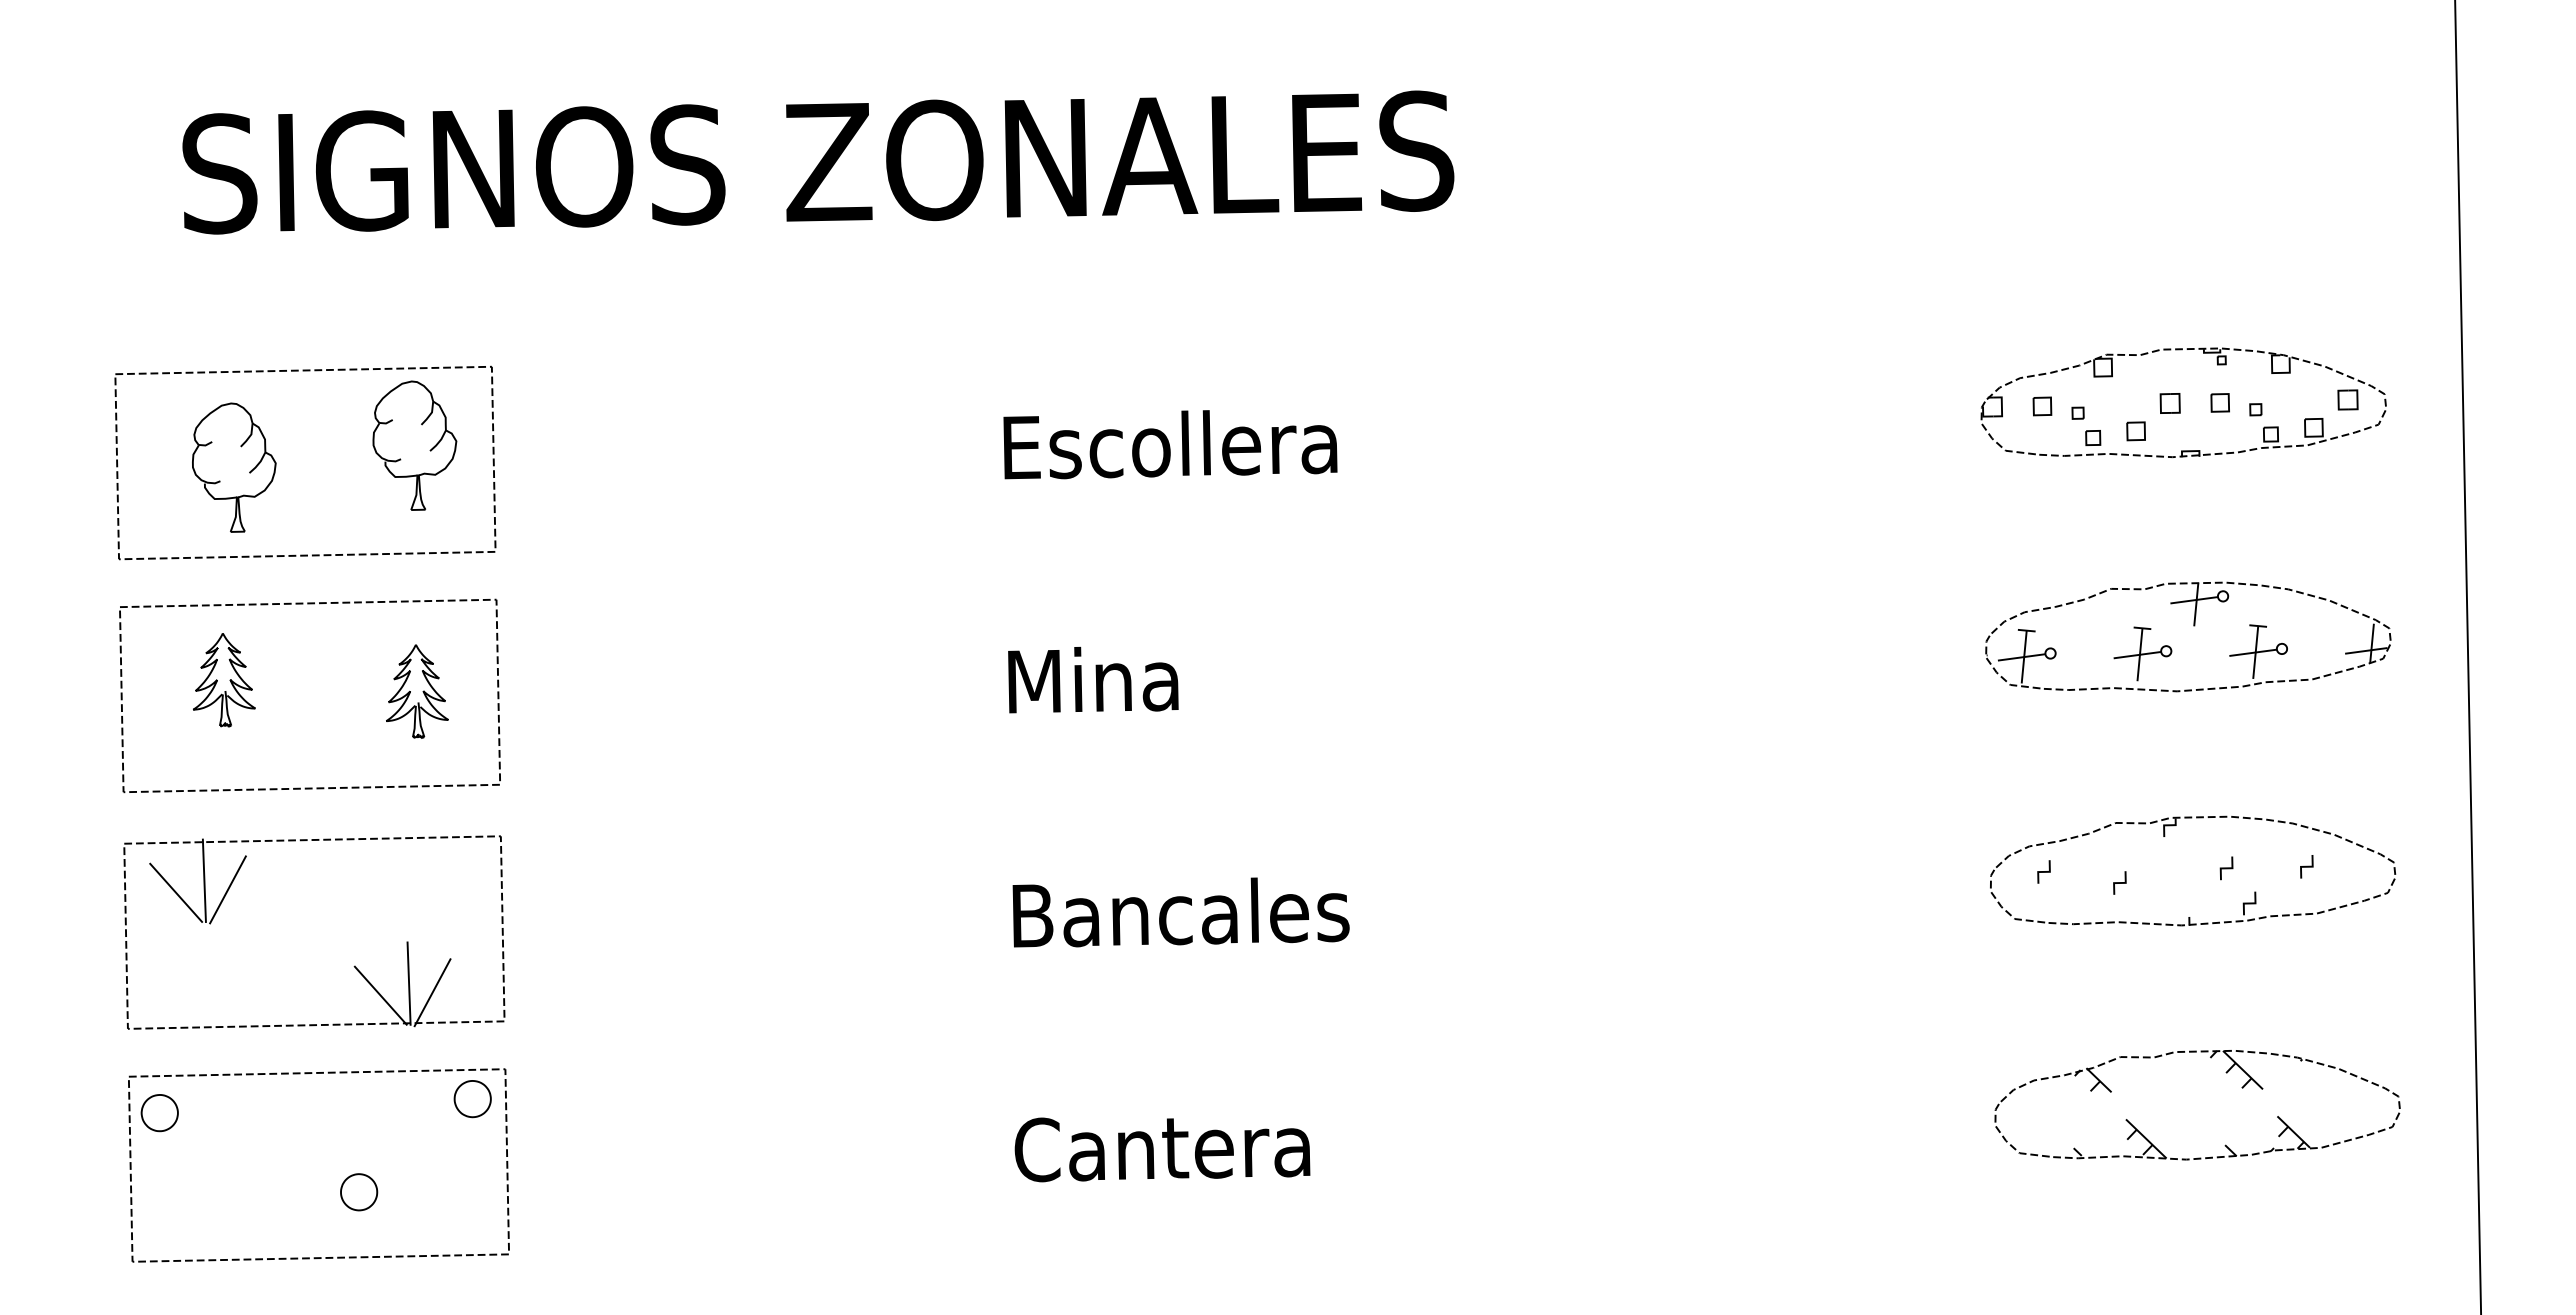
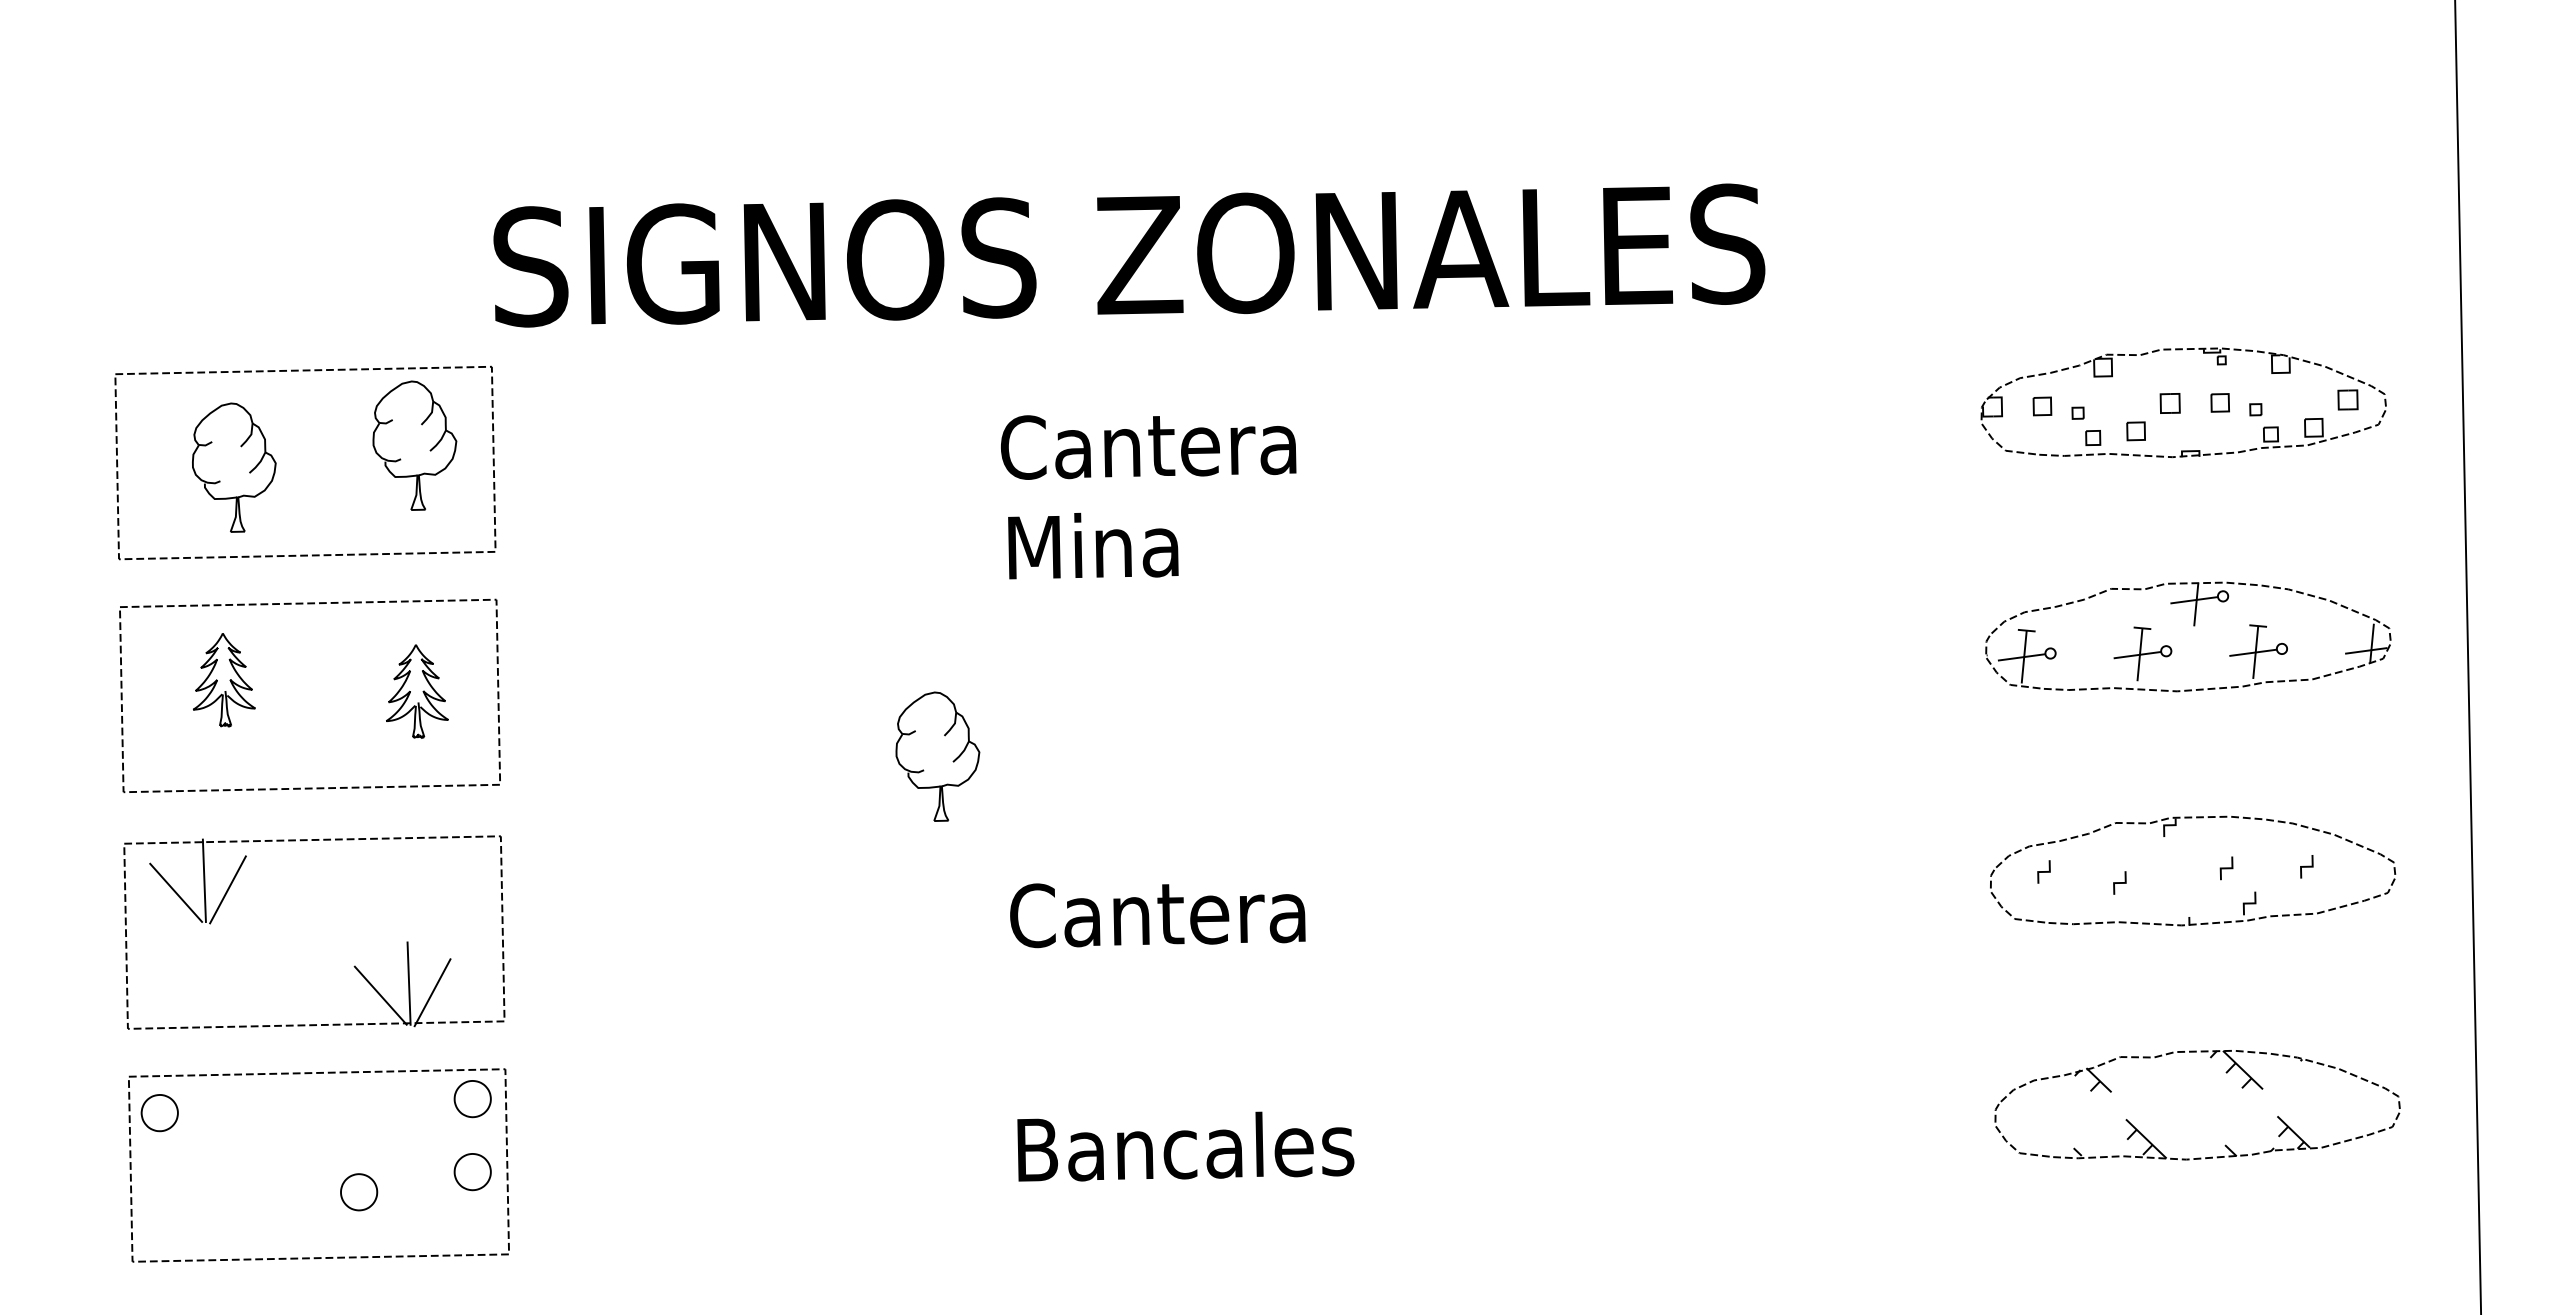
text position: (818, 162) -> (1129, 255) (1129, 255)
text: Escollera -> Cantera (1168, 444)
text position: (1093, 679) -> (1093, 545) (1093, 545)
part: none -> present (937, 756)
text: Bancales -> Cantera (1179, 912)
text: Cantera -> Bancales (1184, 1146)
part: none -> present (472, 1172)
